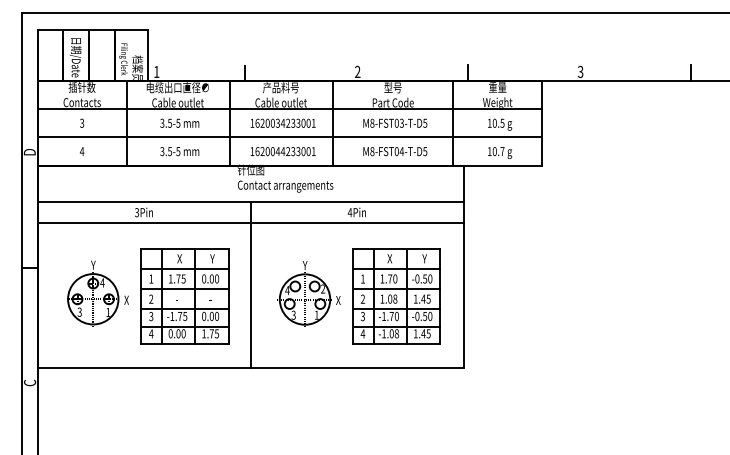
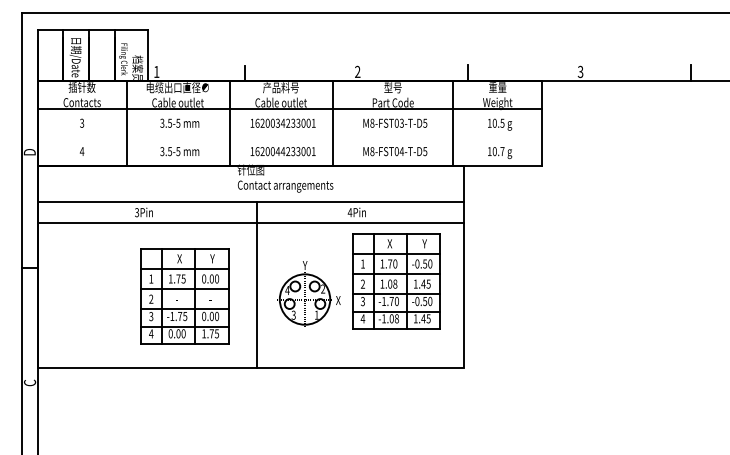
line: present -> none (289, 137)
line position: (250, 285) -> (256, 285) (256, 285)
part: present -> none (97, 293)
part position: (396, 296) -> (396, 281) (396, 281)
